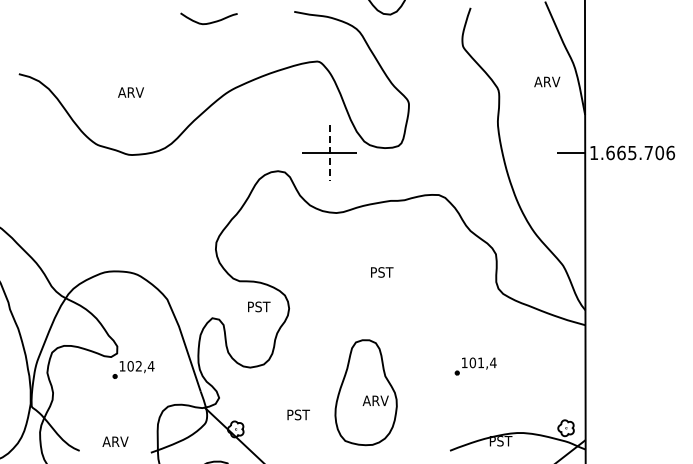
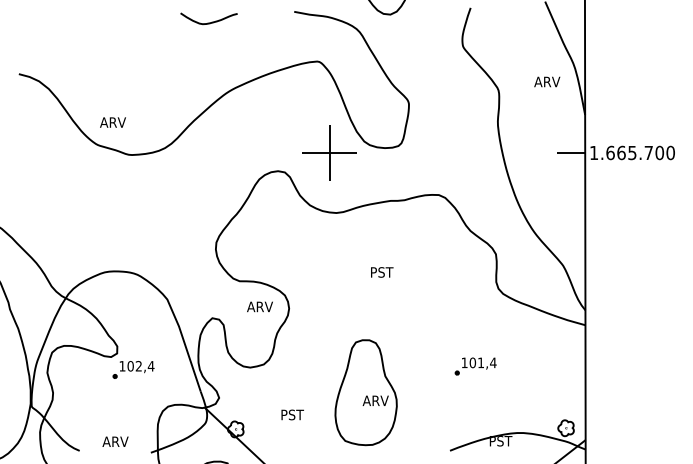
text position: (130, 92) -> (112, 122) (112, 122)
text: 1.665.706 -> 1.665.700 (670, 152)
line: dashed -> solid (329, 153)
text: PST -> ARV (259, 306)
text position: (298, 414) -> (292, 414) (292, 414)
